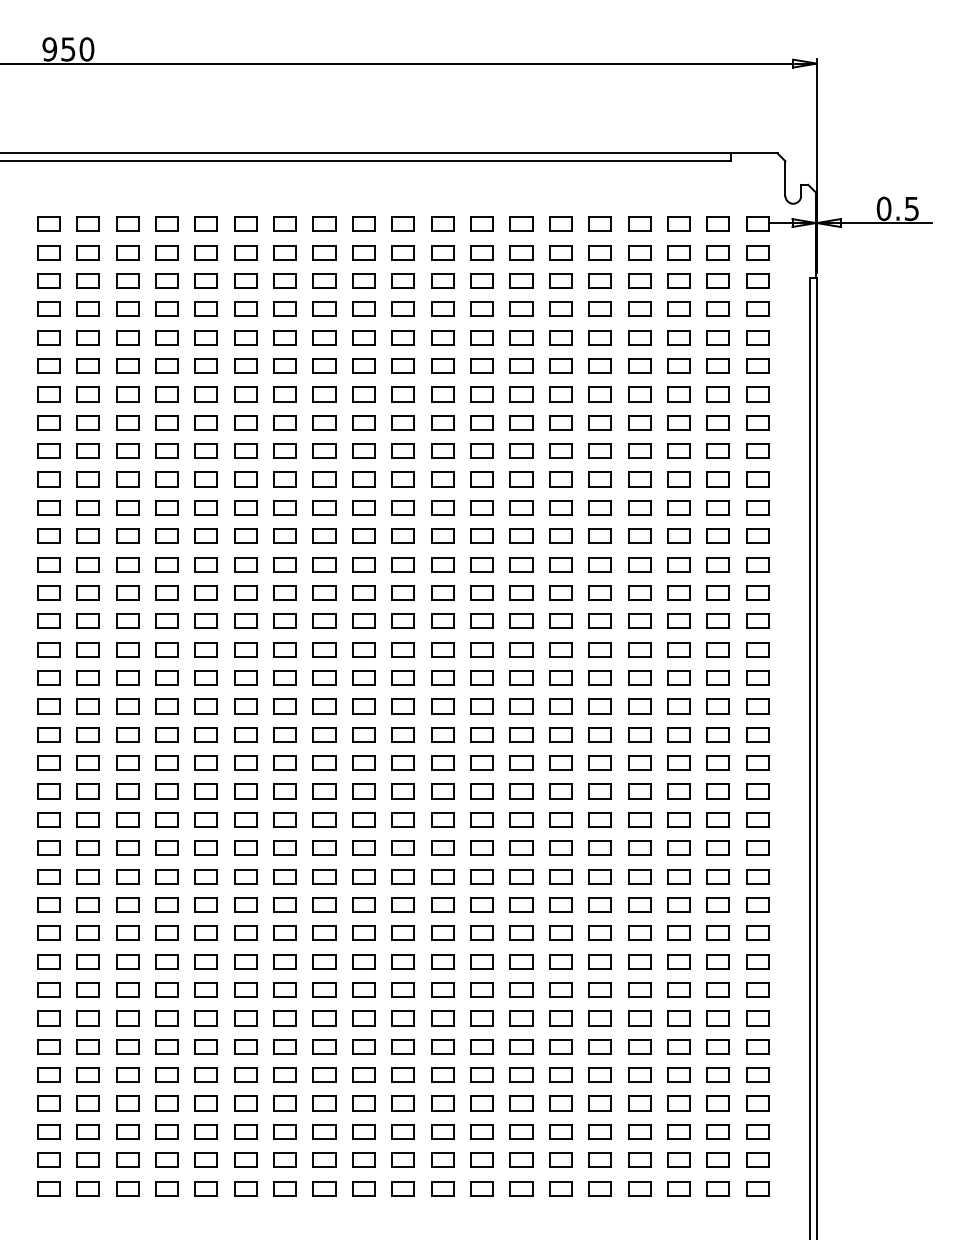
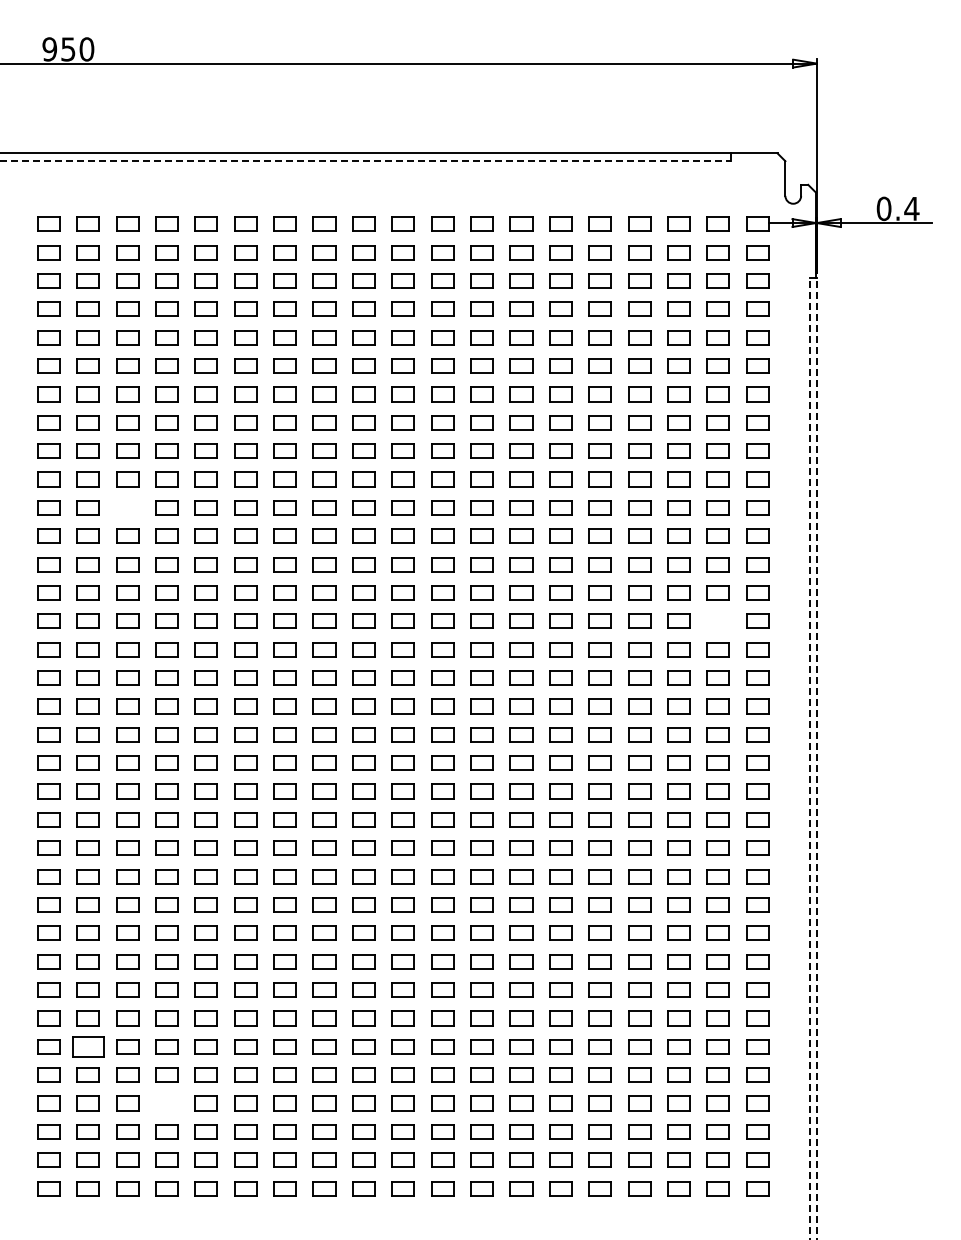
line: solid -> dashed (366, 160)
text: 0.5 -> 0.4 (911, 209)
part: present -> none (127, 507)
part: present -> none (717, 620)
line: solid -> dashed (809, 758)
line: solid -> dashed (816, 758)
part size: 24x16 px -> 33x22 px (88, 1046)
part: present -> none (166, 1103)
